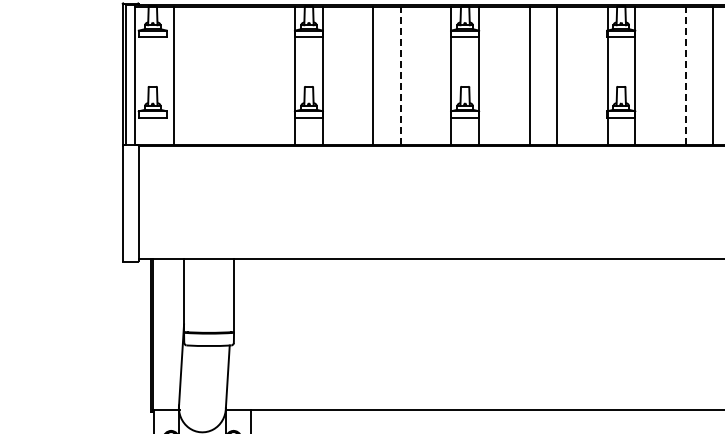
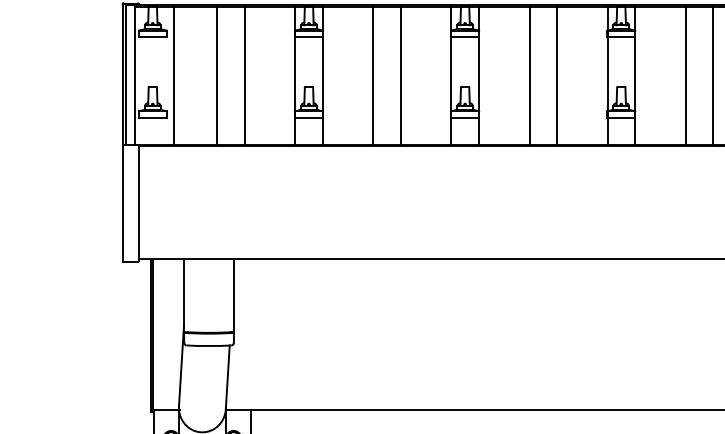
line: none -> present (217, 76)
line: none -> present (244, 76)
line: dashed -> solid (400, 76)
line: dashed -> solid (685, 76)
